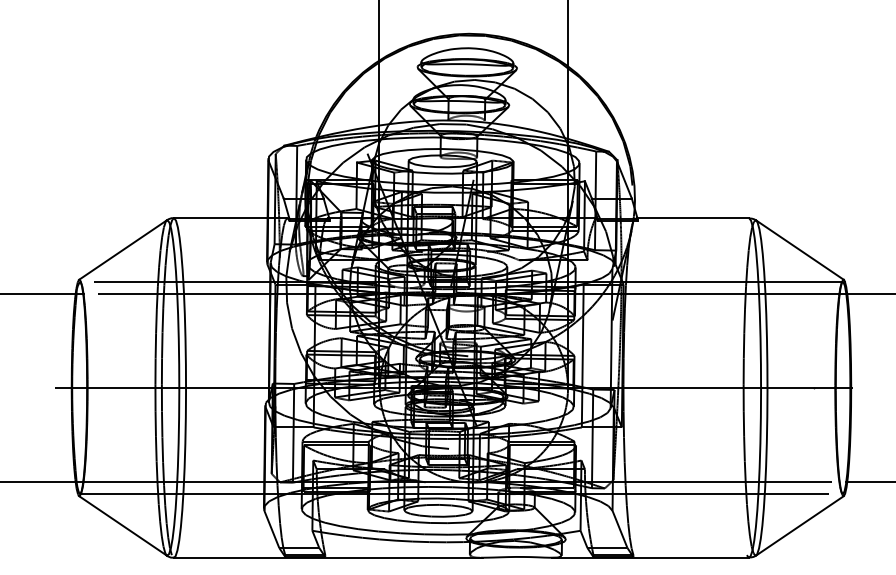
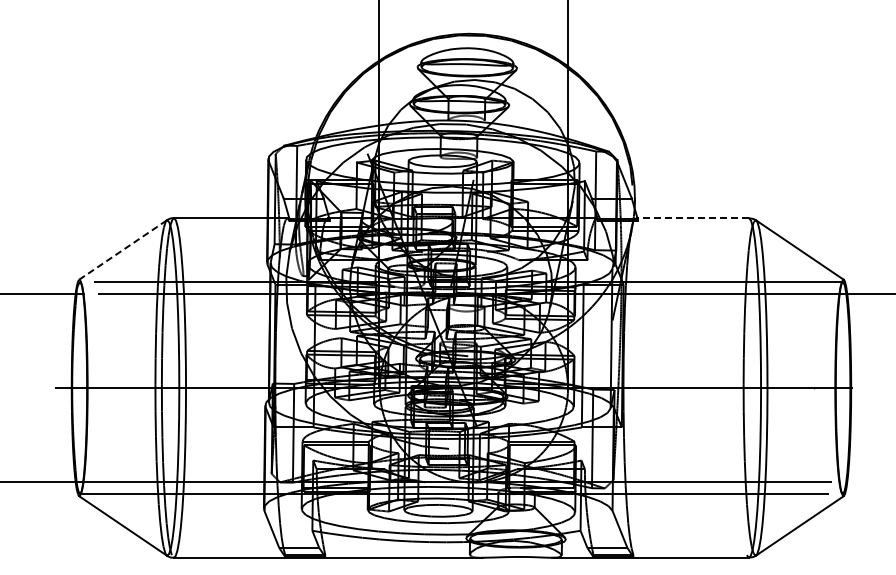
line: solid -> dashed (693, 218)
line: solid -> dashed (122, 250)
line: present -> none (869, 482)
